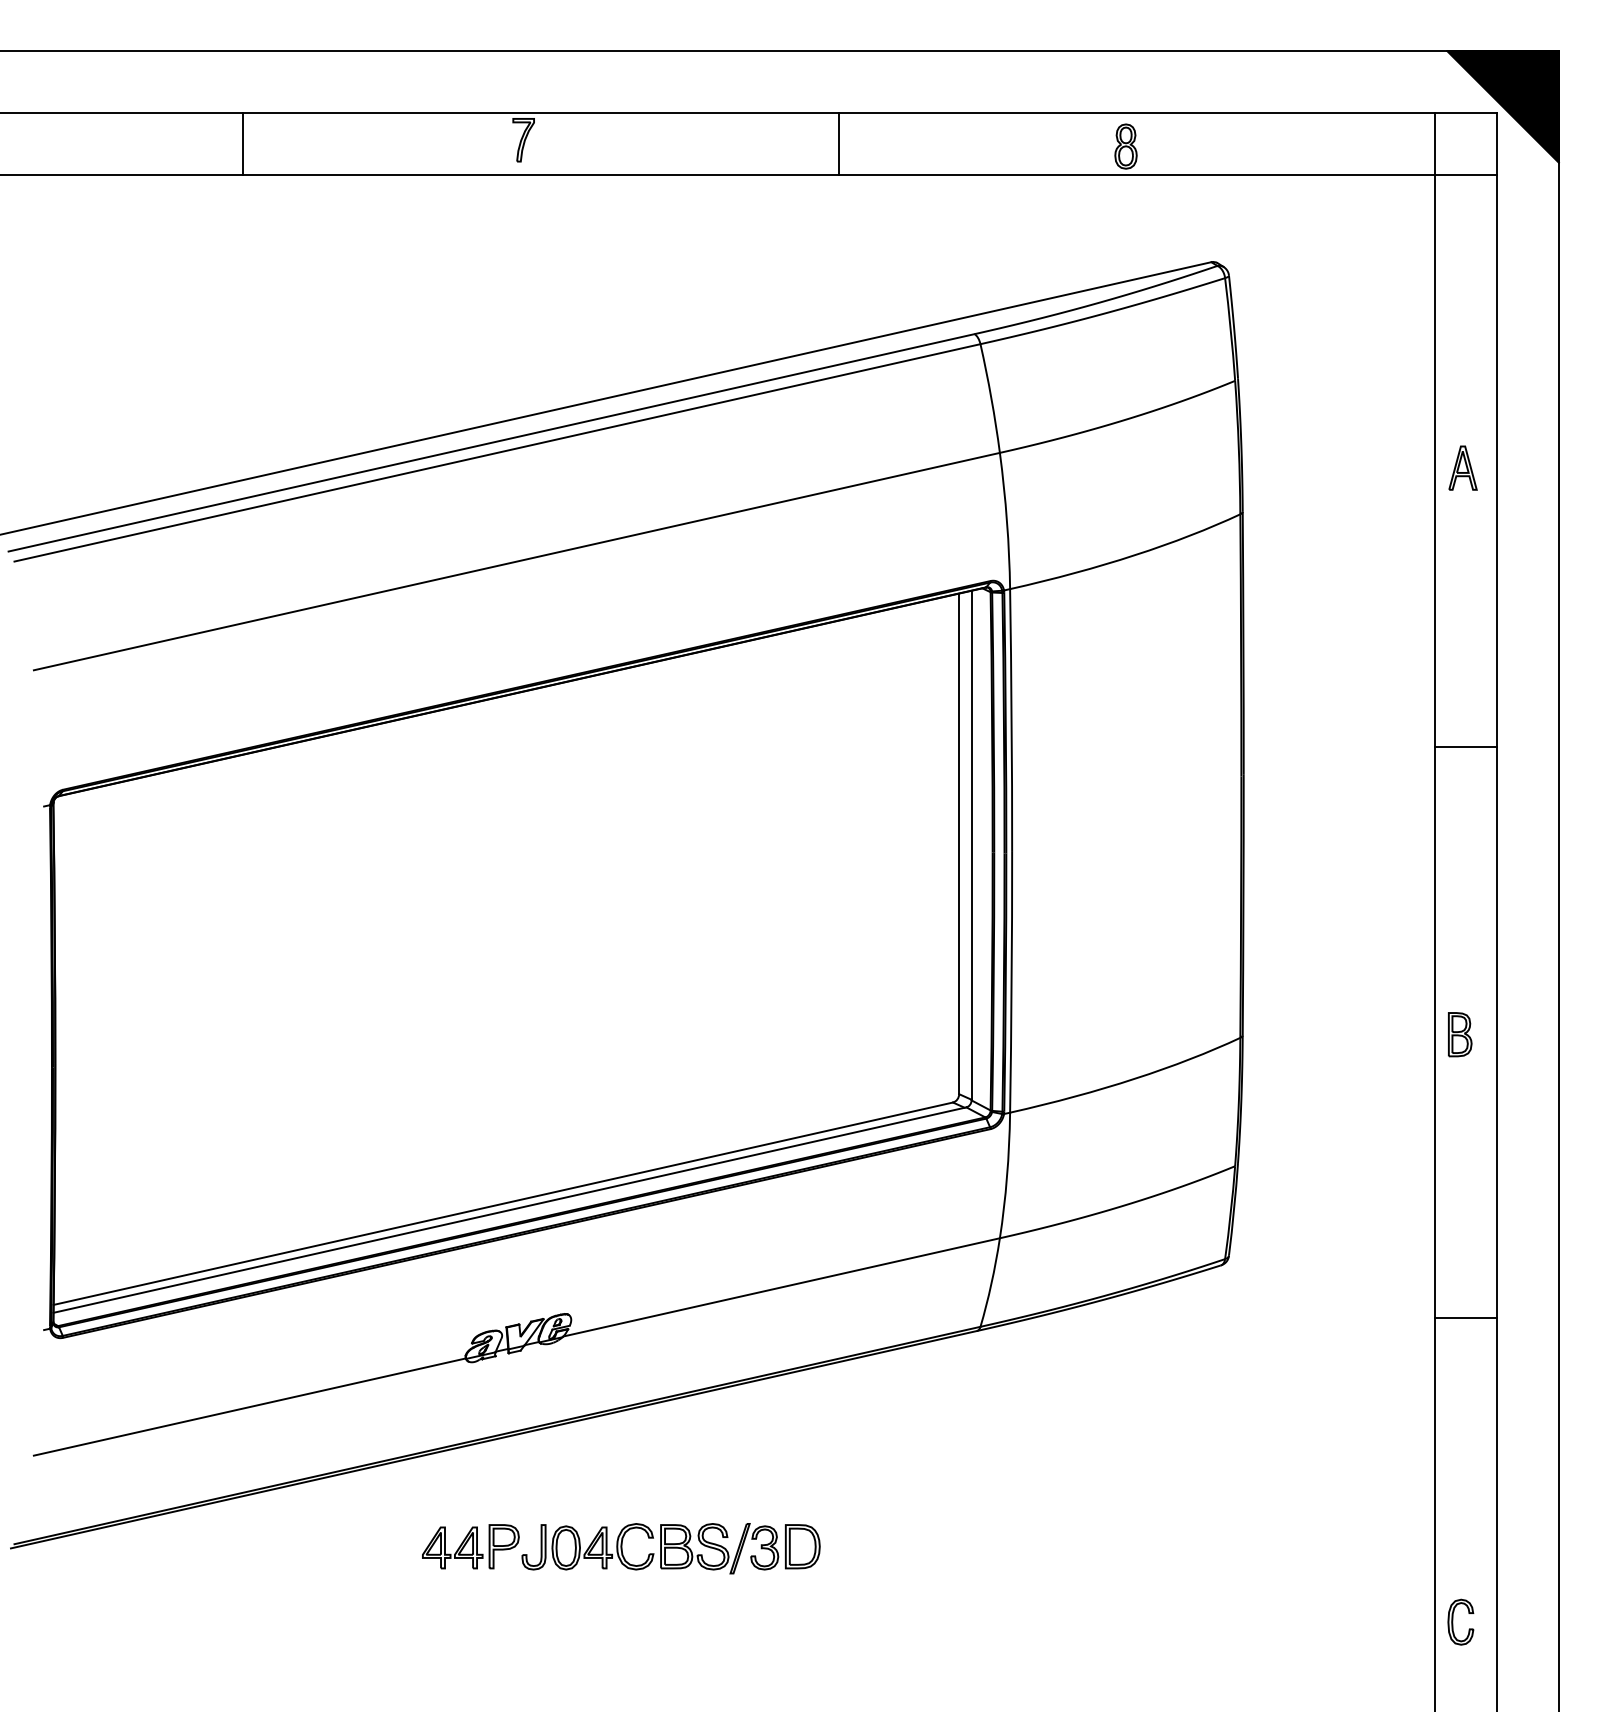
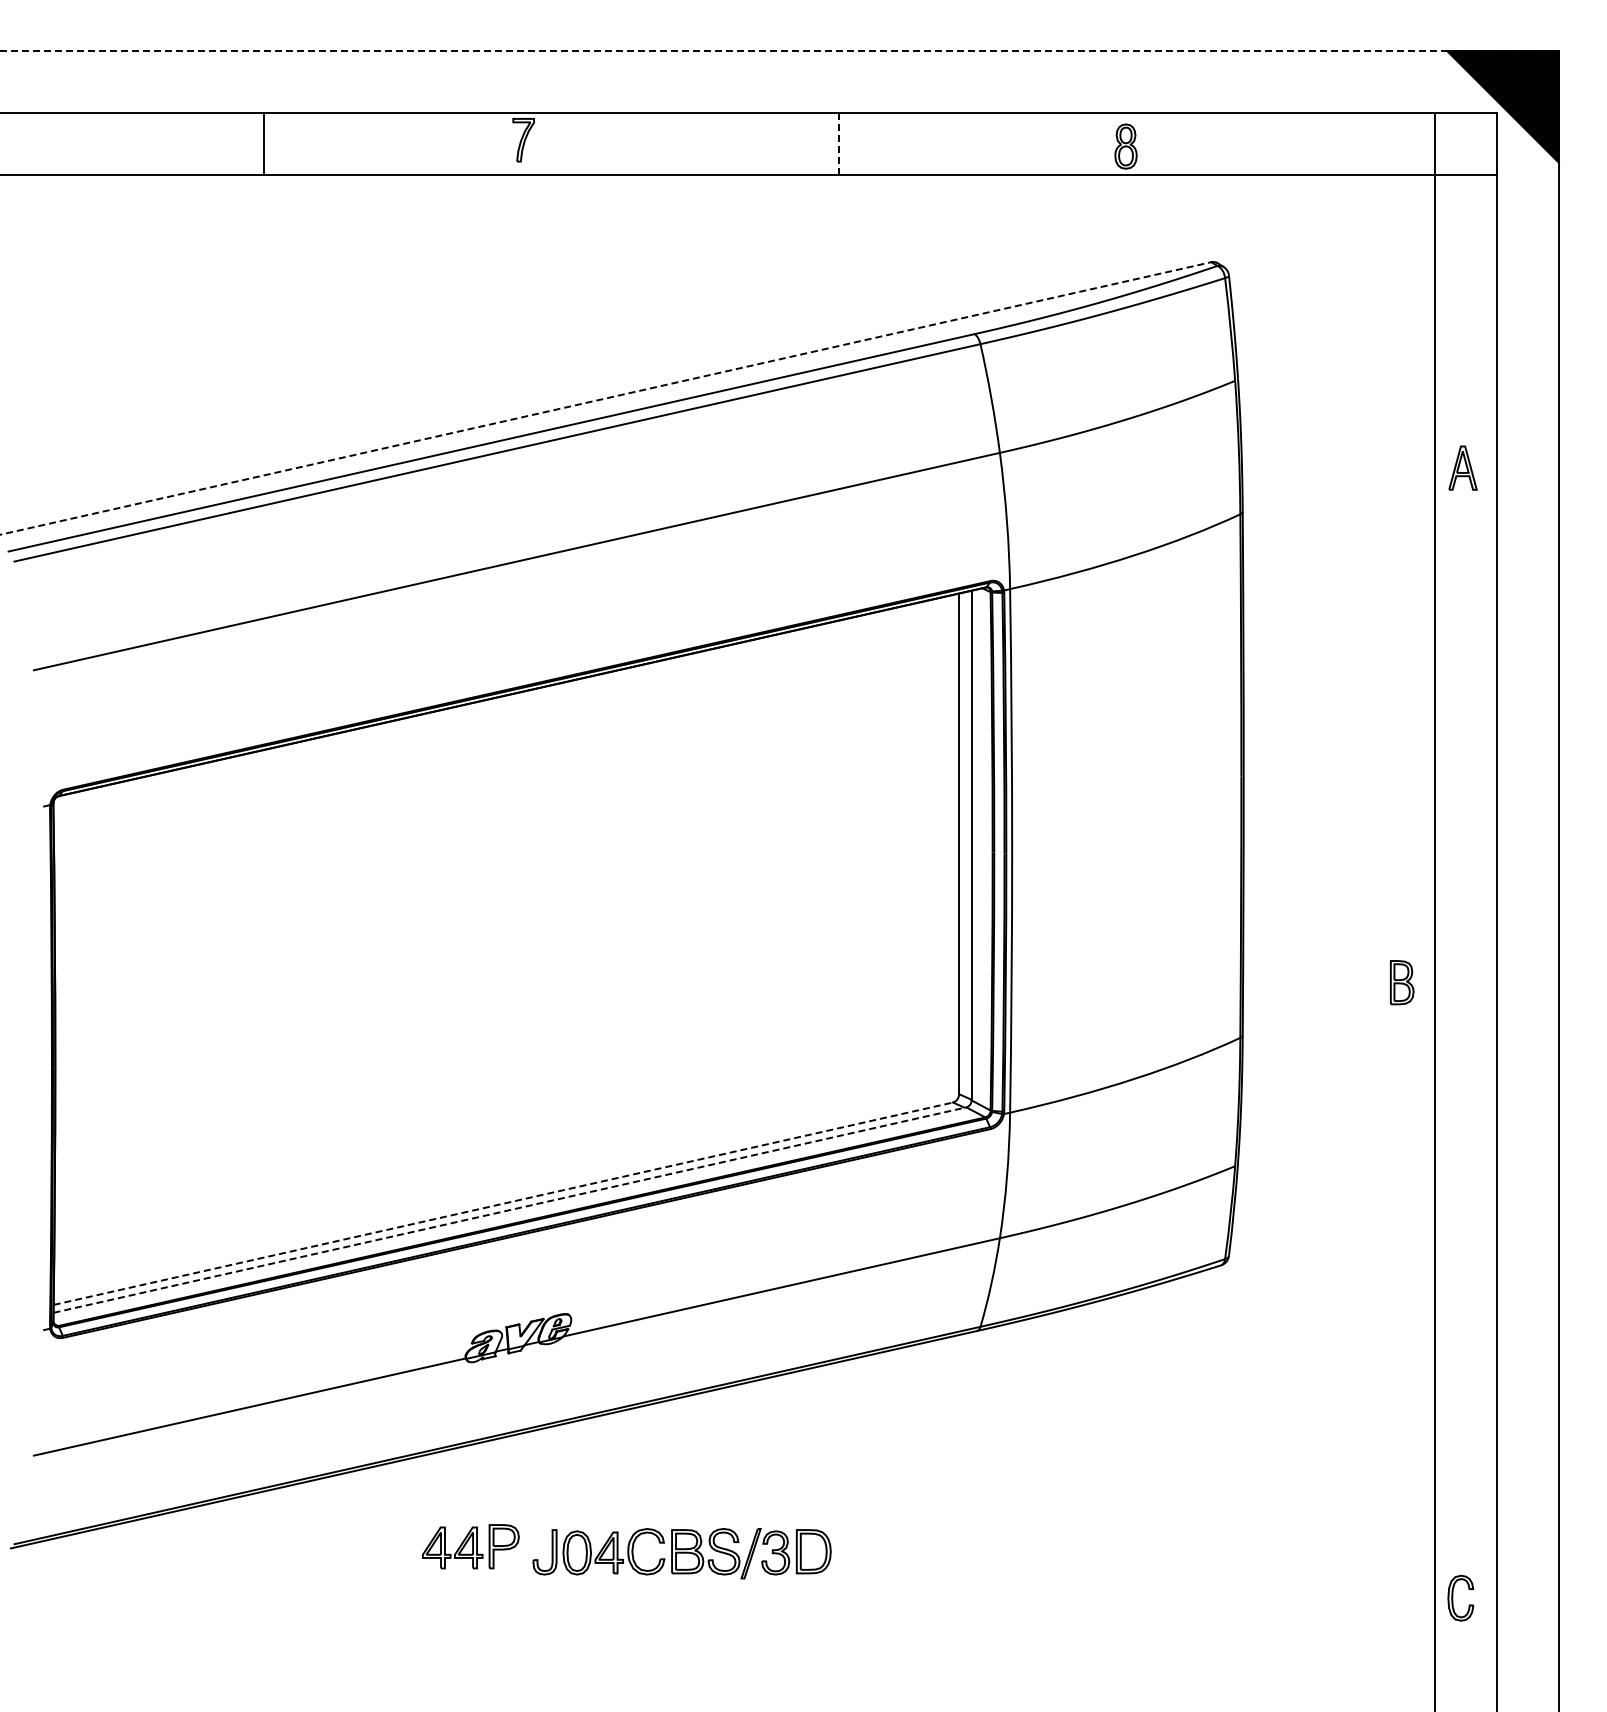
line: solid -> dashed (780, 51)
line position: (243, 144) -> (264, 144) (264, 144)
line: solid -> dashed (839, 144)
line: solid -> dashed (605, 398)
line: present -> none (1466, 746)
part position: (1460, 1034) -> (1402, 982) (1402, 982)
line: solid -> dashed (503, 1203)
line: solid -> dashed (509, 1210)
line: present -> none (1466, 1318)
part position: (670, 1548) -> (681, 1553) (681, 1553)
part position: (1453, 1621) -> (1453, 1597) (1453, 1597)
